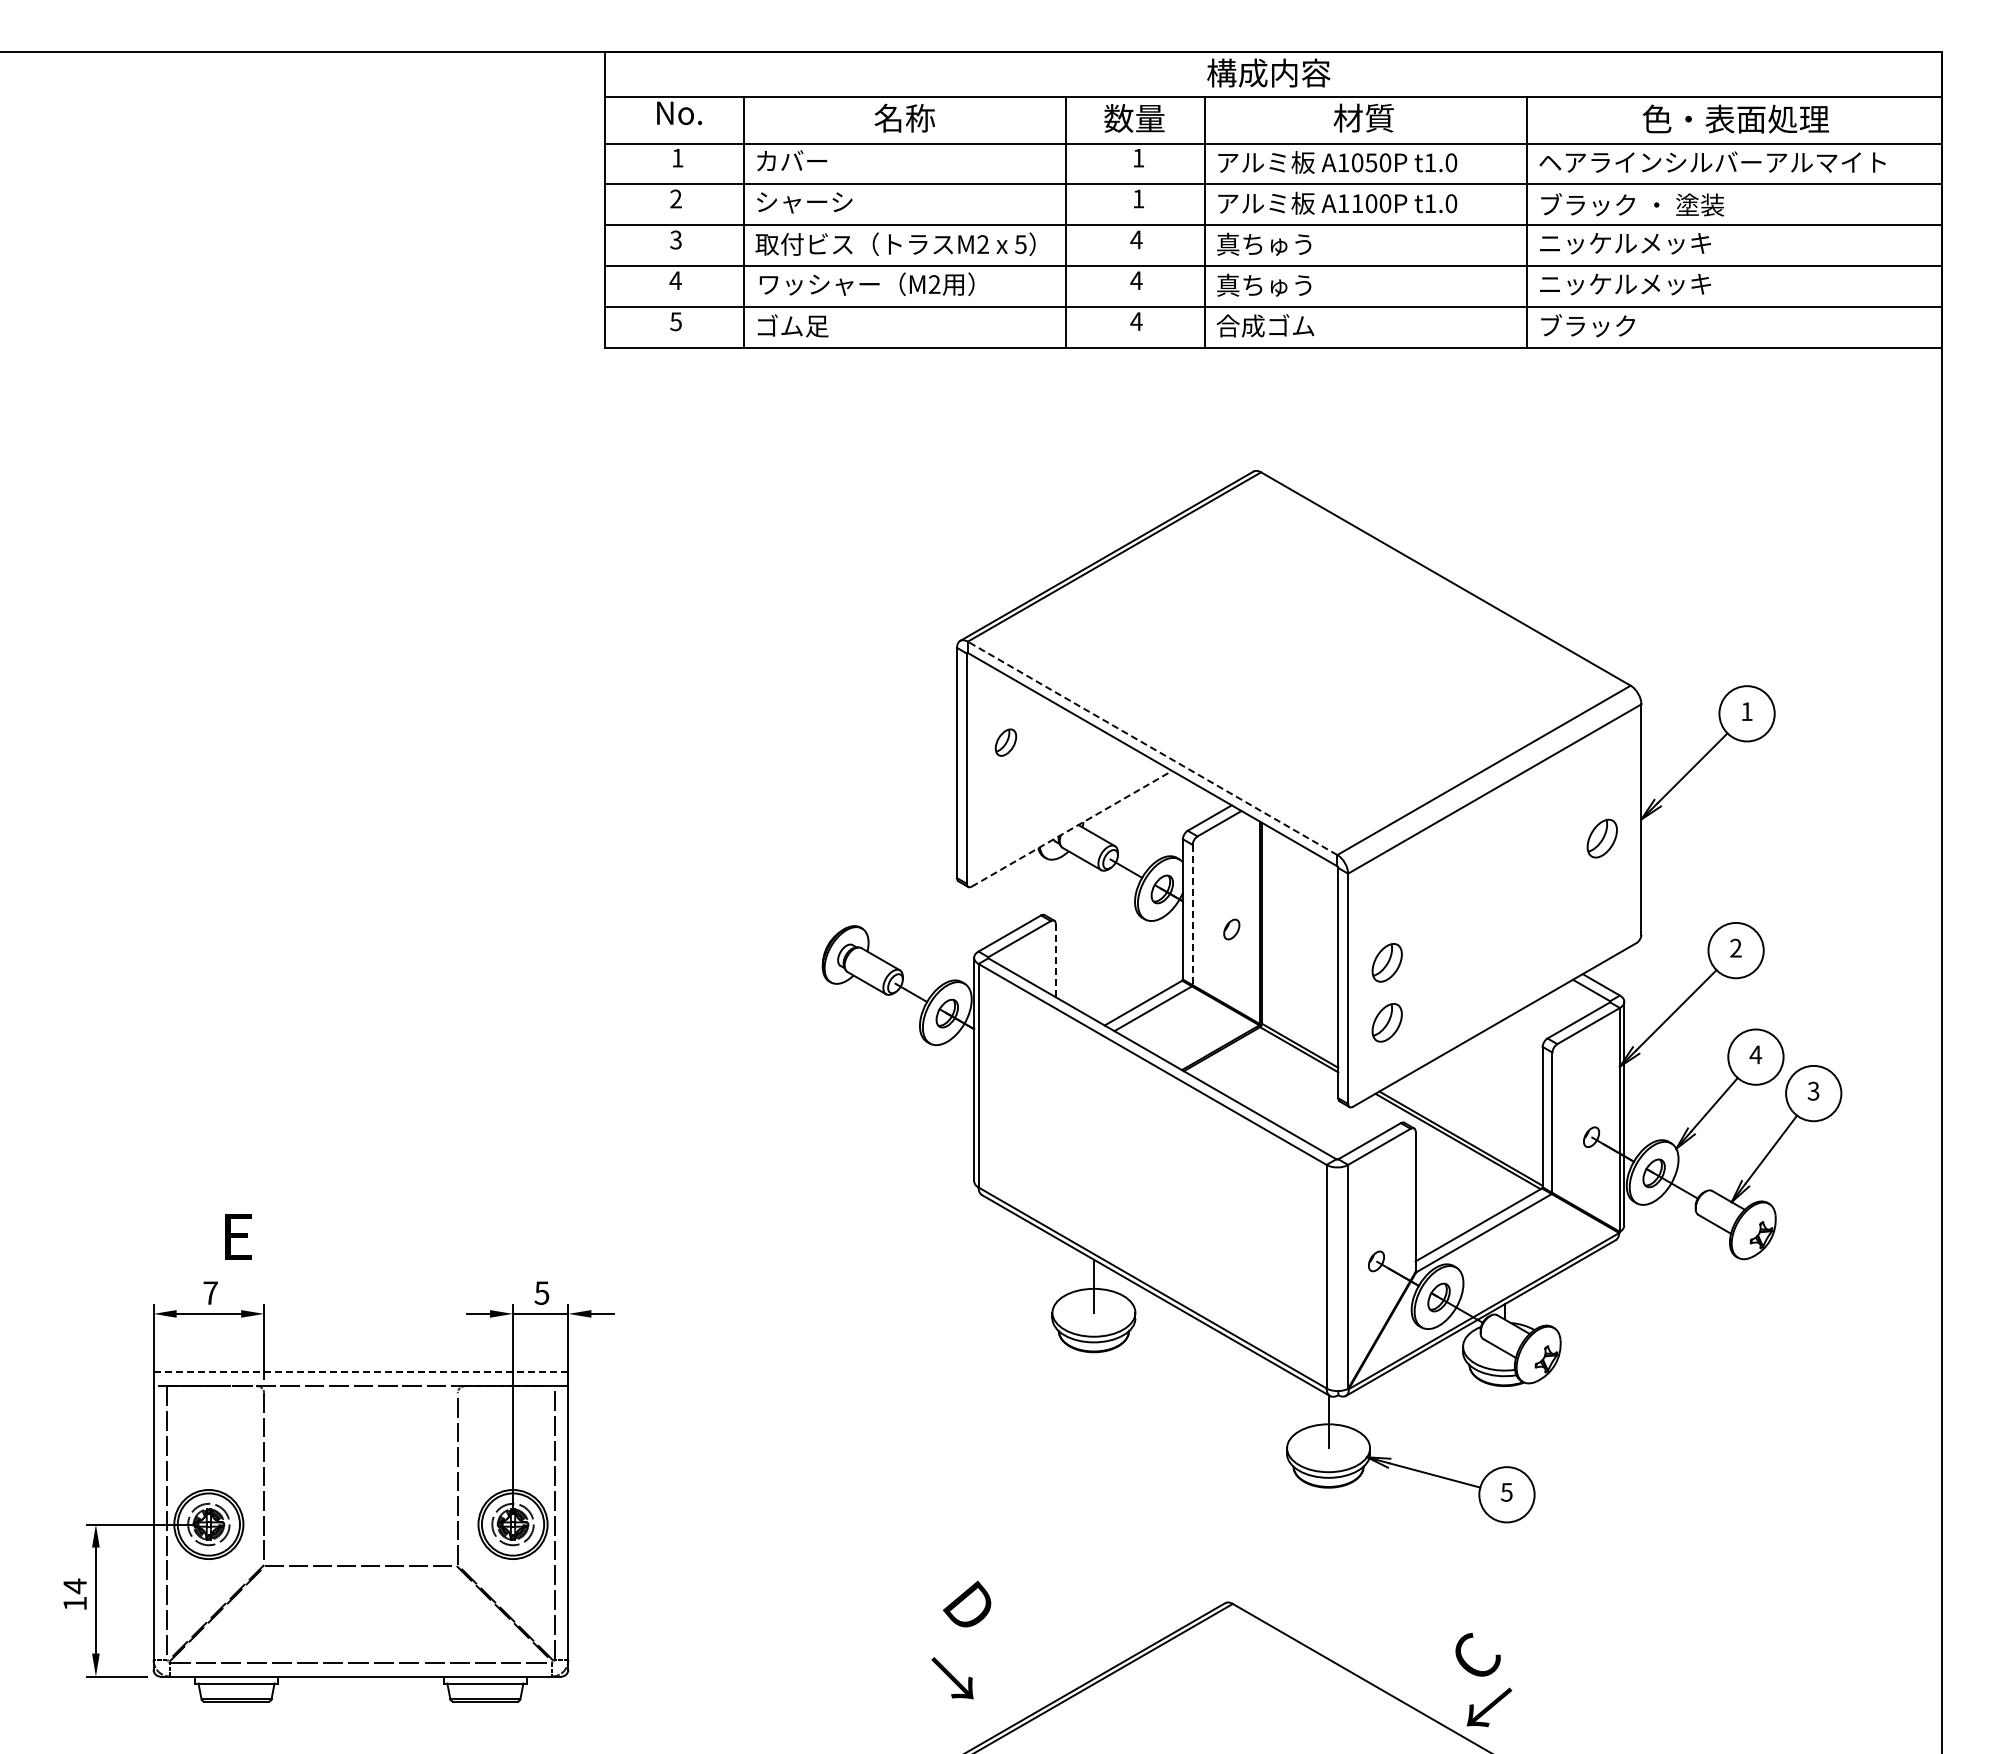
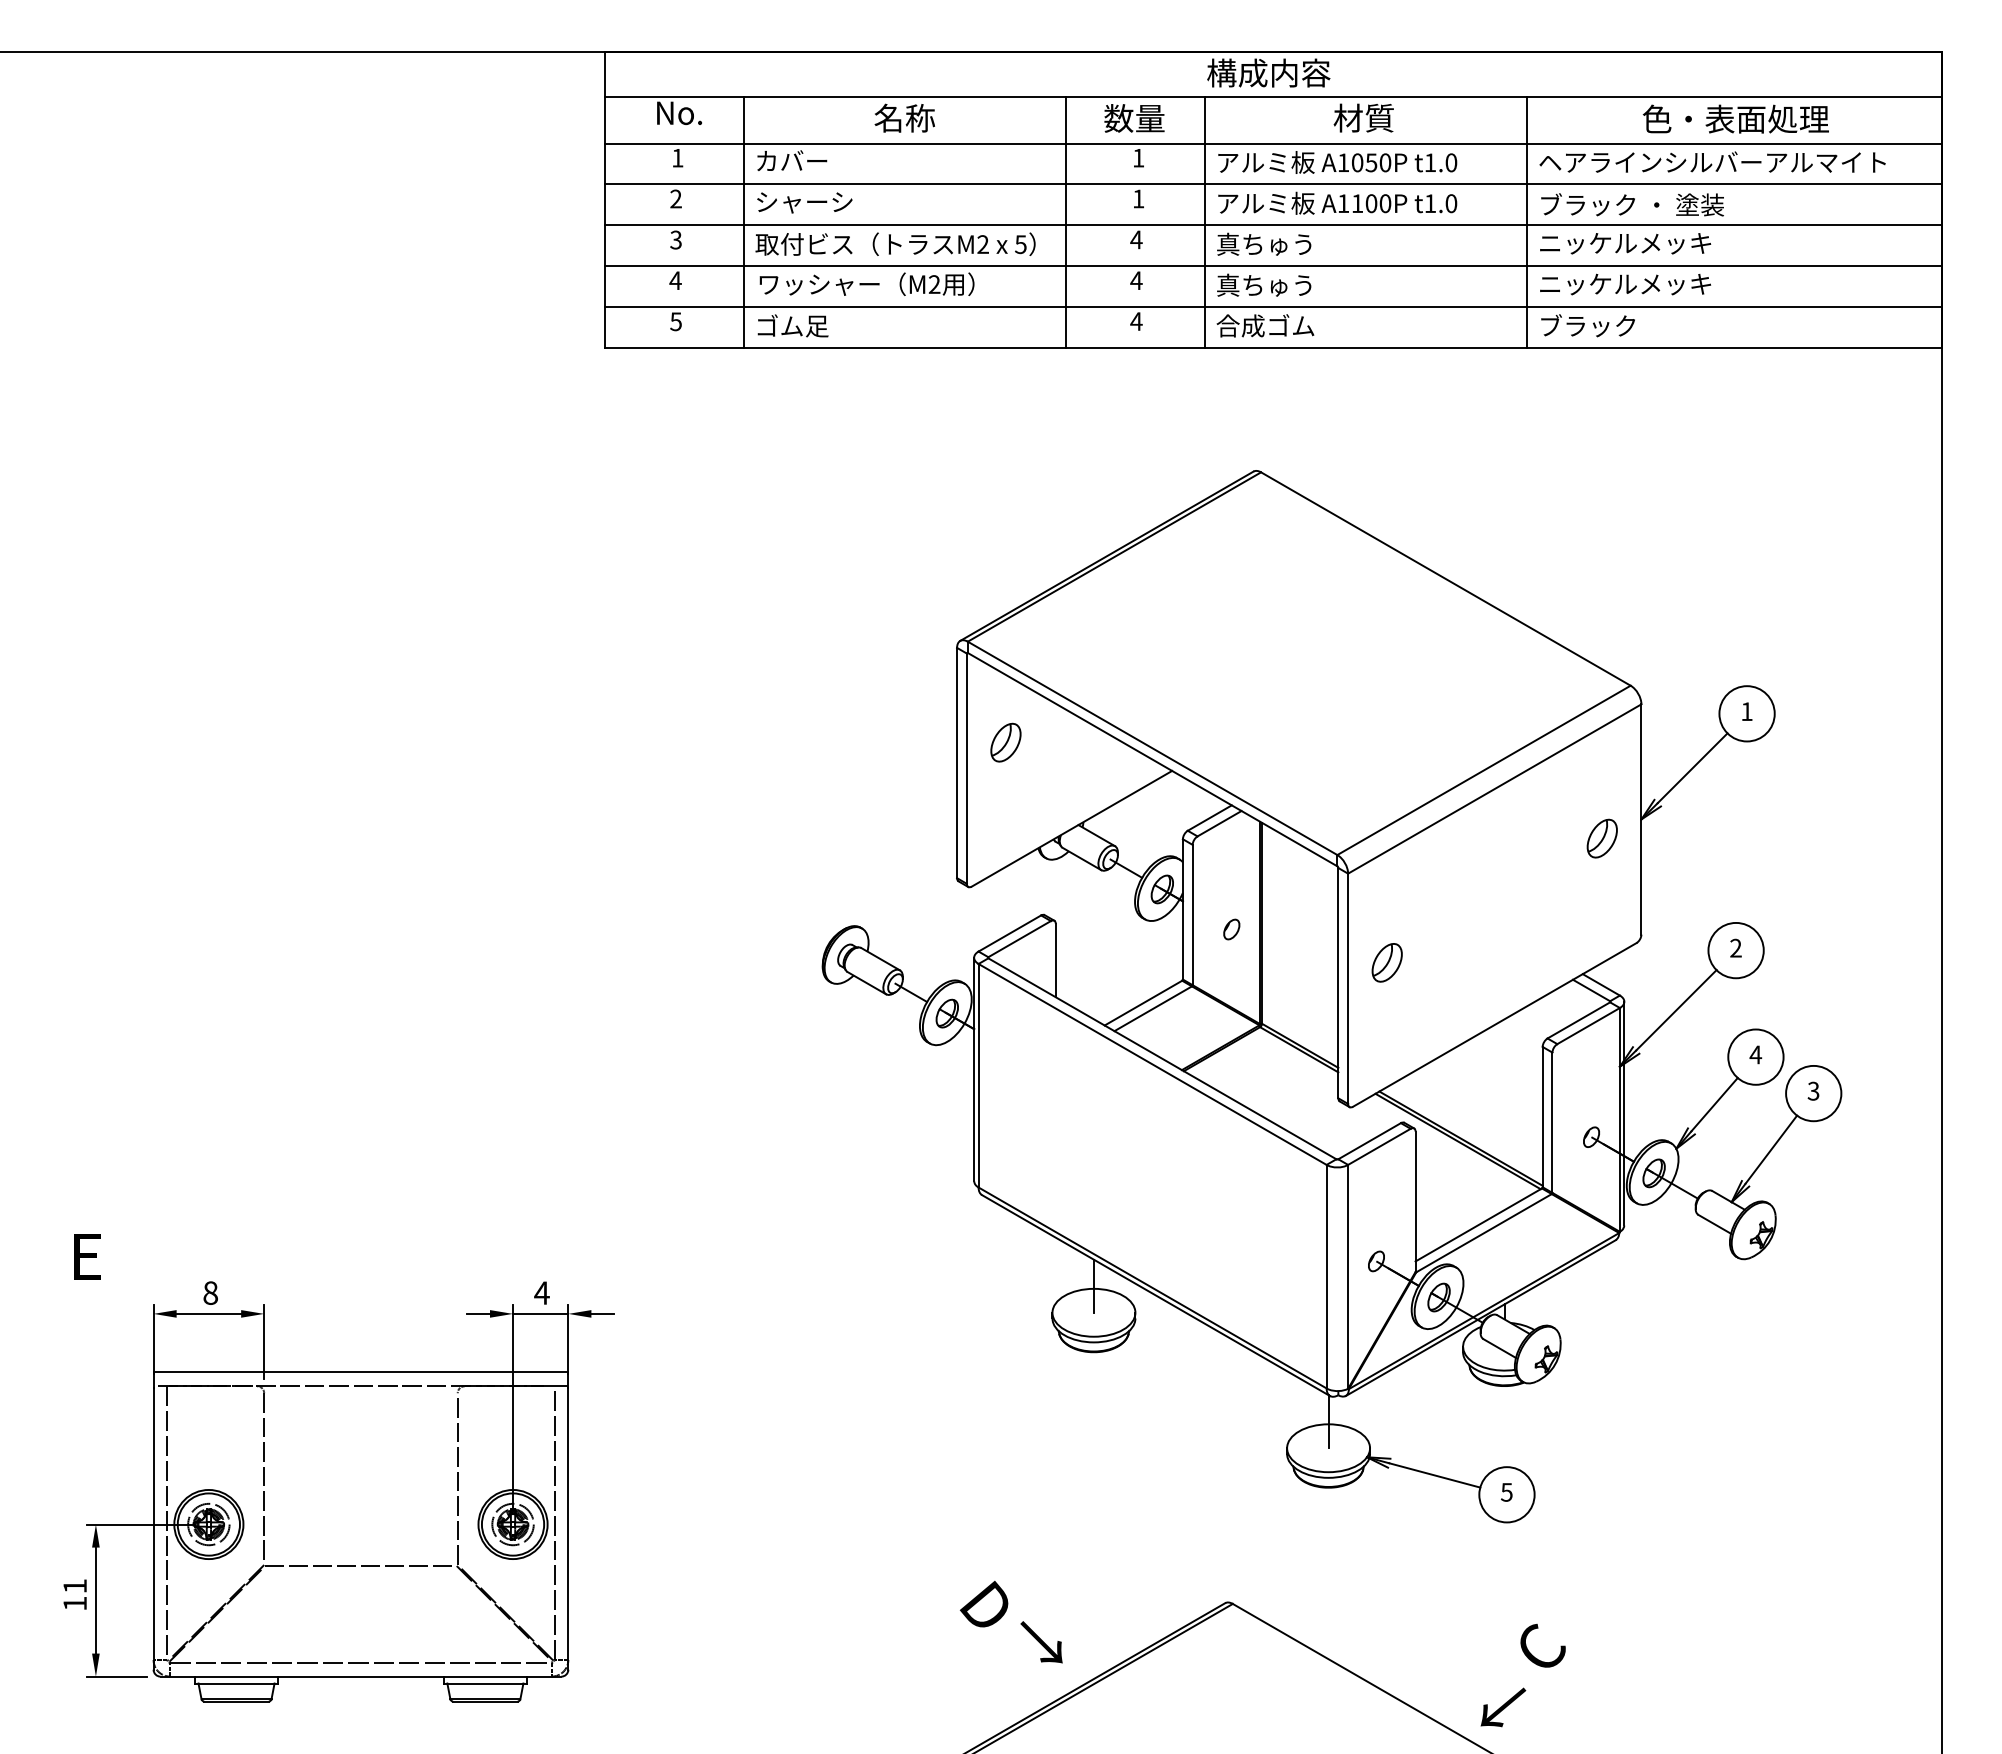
part size: 24x29 px -> 32x41 px (1005, 742)
line: dashed -> solid (1152, 748)
line: dashed -> solid (1071, 828)
line: dashed -> solid (1192, 915)
line: dashed -> solid (1055, 960)
part: present -> none (1386, 1022)
text position: (238, 1236) -> (87, 1256) (87, 1256)
text: 7 -> 8 (210, 1292)
text: 5 -> 4 (541, 1292)
line: dashed -> solid (361, 1372)
text: 14 -> 11 (74, 1586)
text position: (967, 1603) -> (984, 1603) (984, 1603)
text position: (1477, 1654) -> (1542, 1645) (1542, 1645)
text position: (952, 1678) -> (1041, 1642) (1041, 1642)
text position: (1489, 1707) -> (1503, 1707) (1503, 1707)
